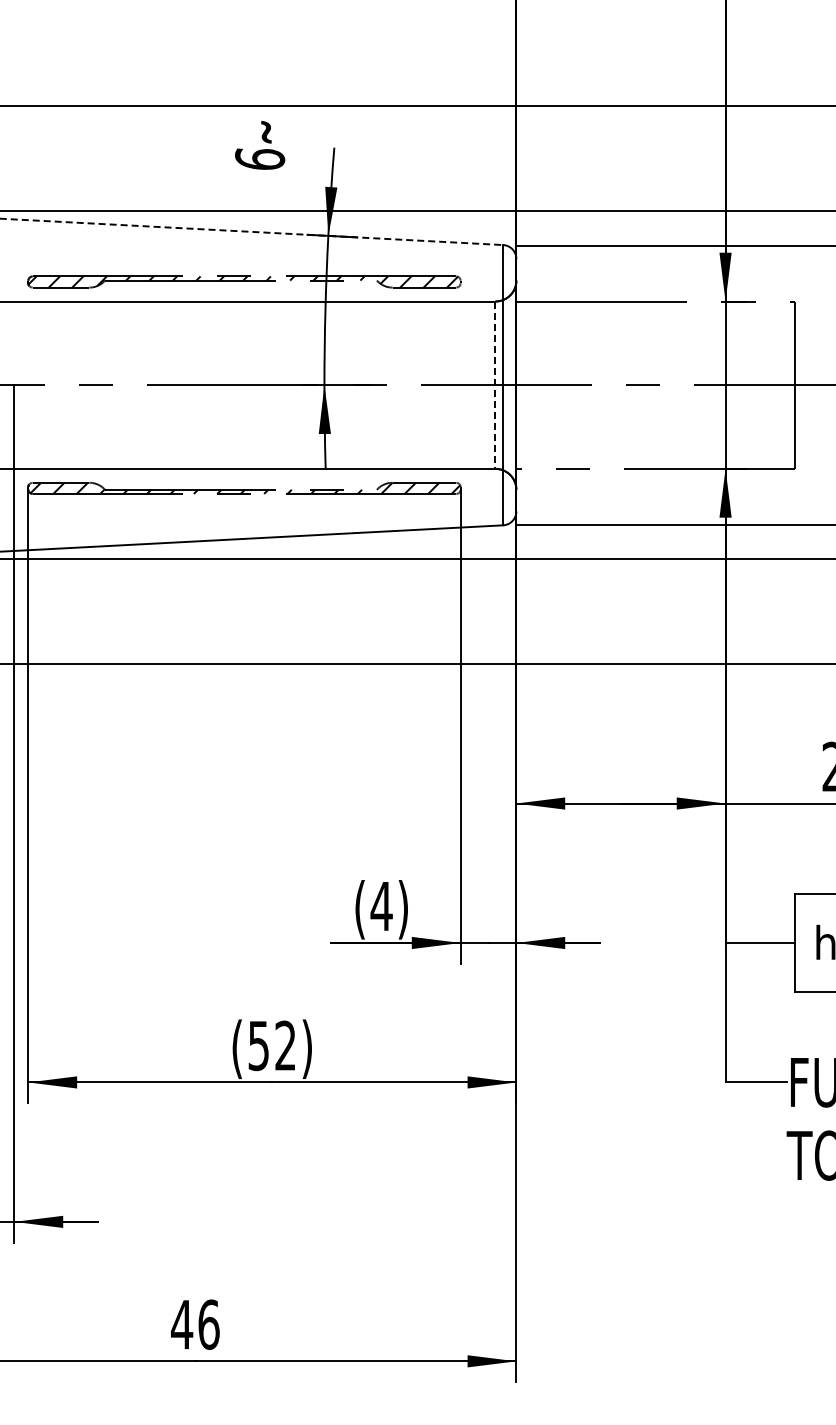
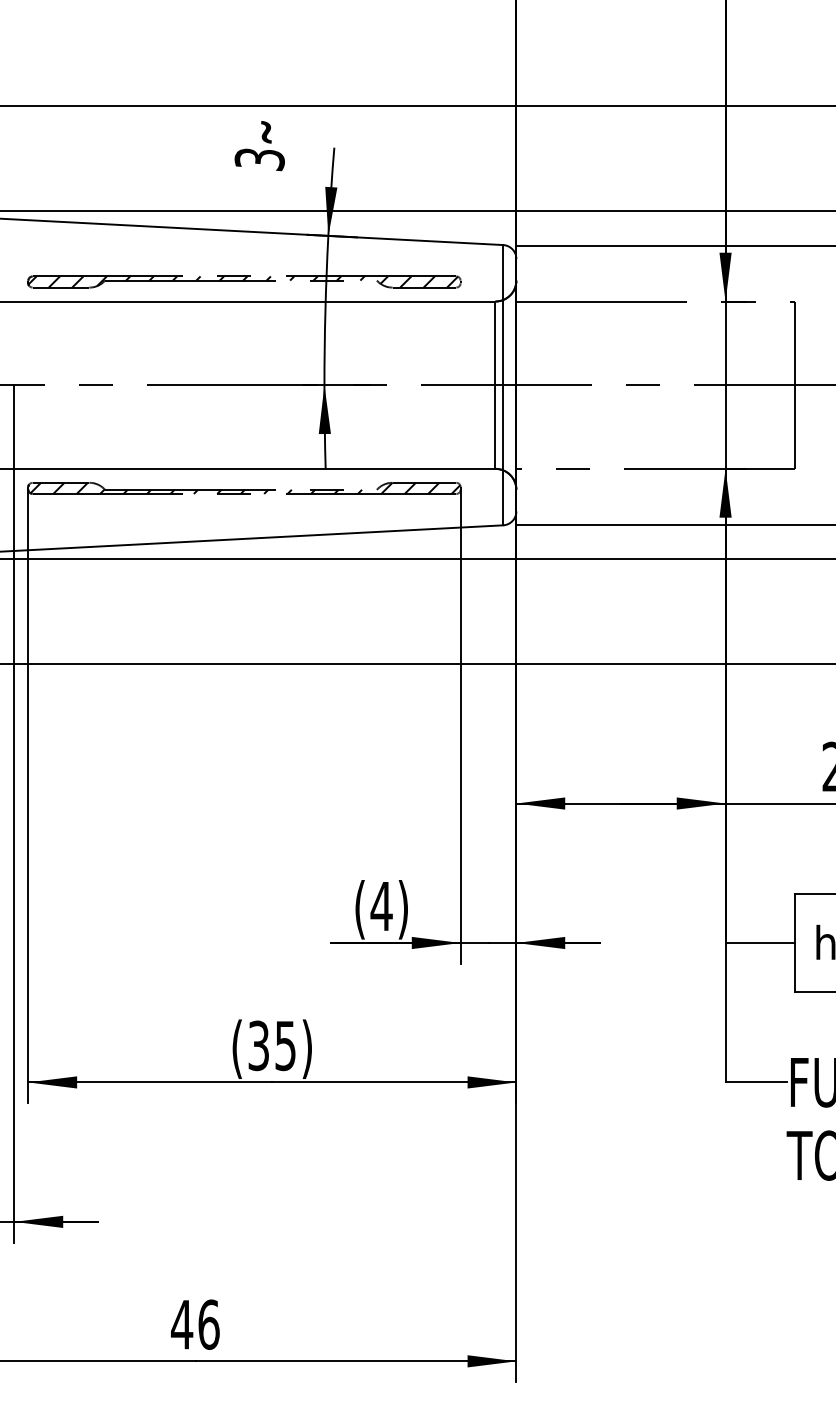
text: 6 -> 3 (259, 159)
line: dashed -> solid (251, 231)
line: dashed -> solid (495, 385)
text: (52) -> (35) (272, 1045)
